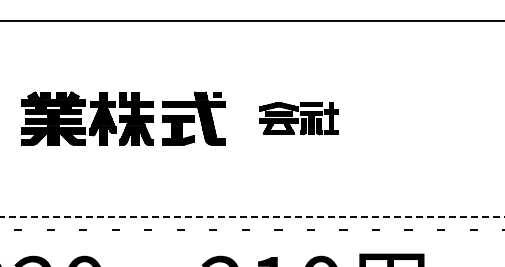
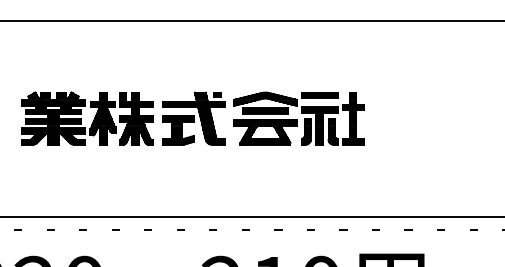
part size: 80x34 px -> 132x55 px (298, 118)
line: dashed -> solid (252, 216)
